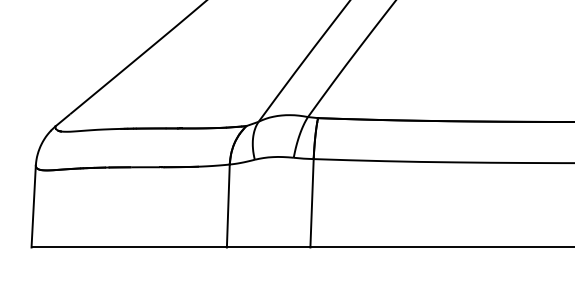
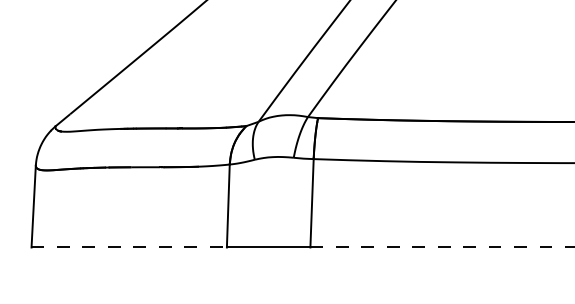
line: solid -> dashed (129, 247)
line: solid -> dashed (442, 247)
